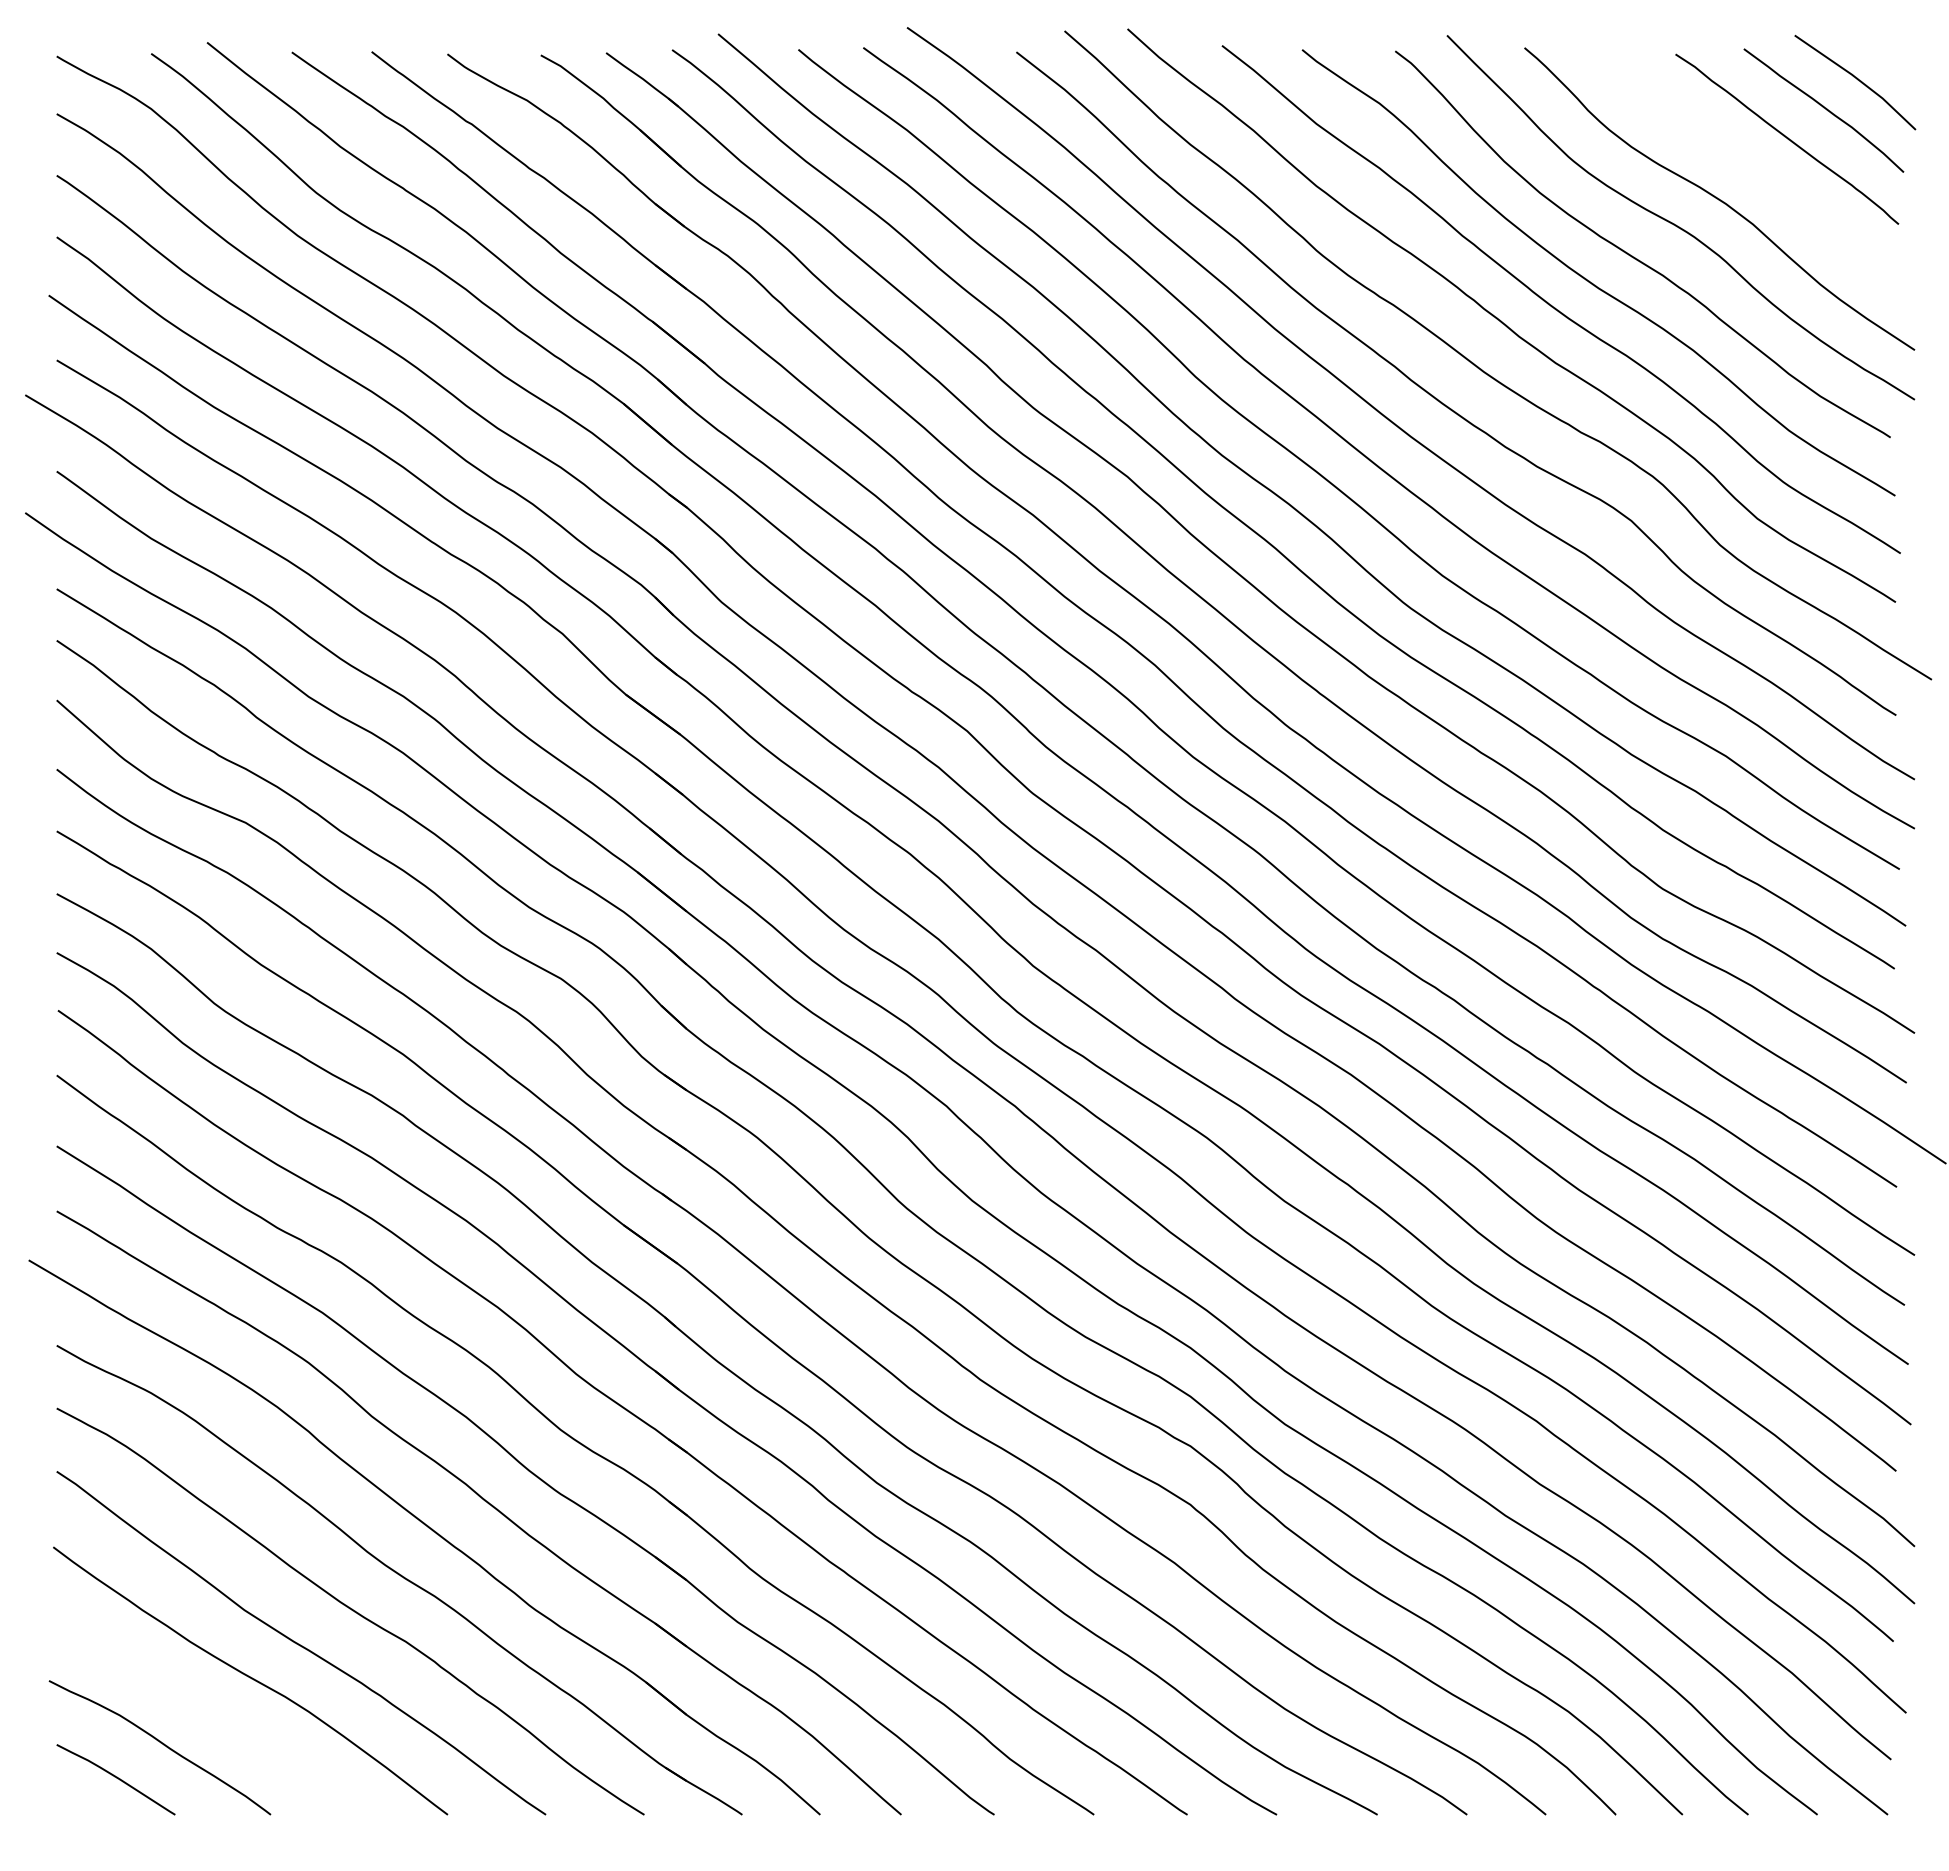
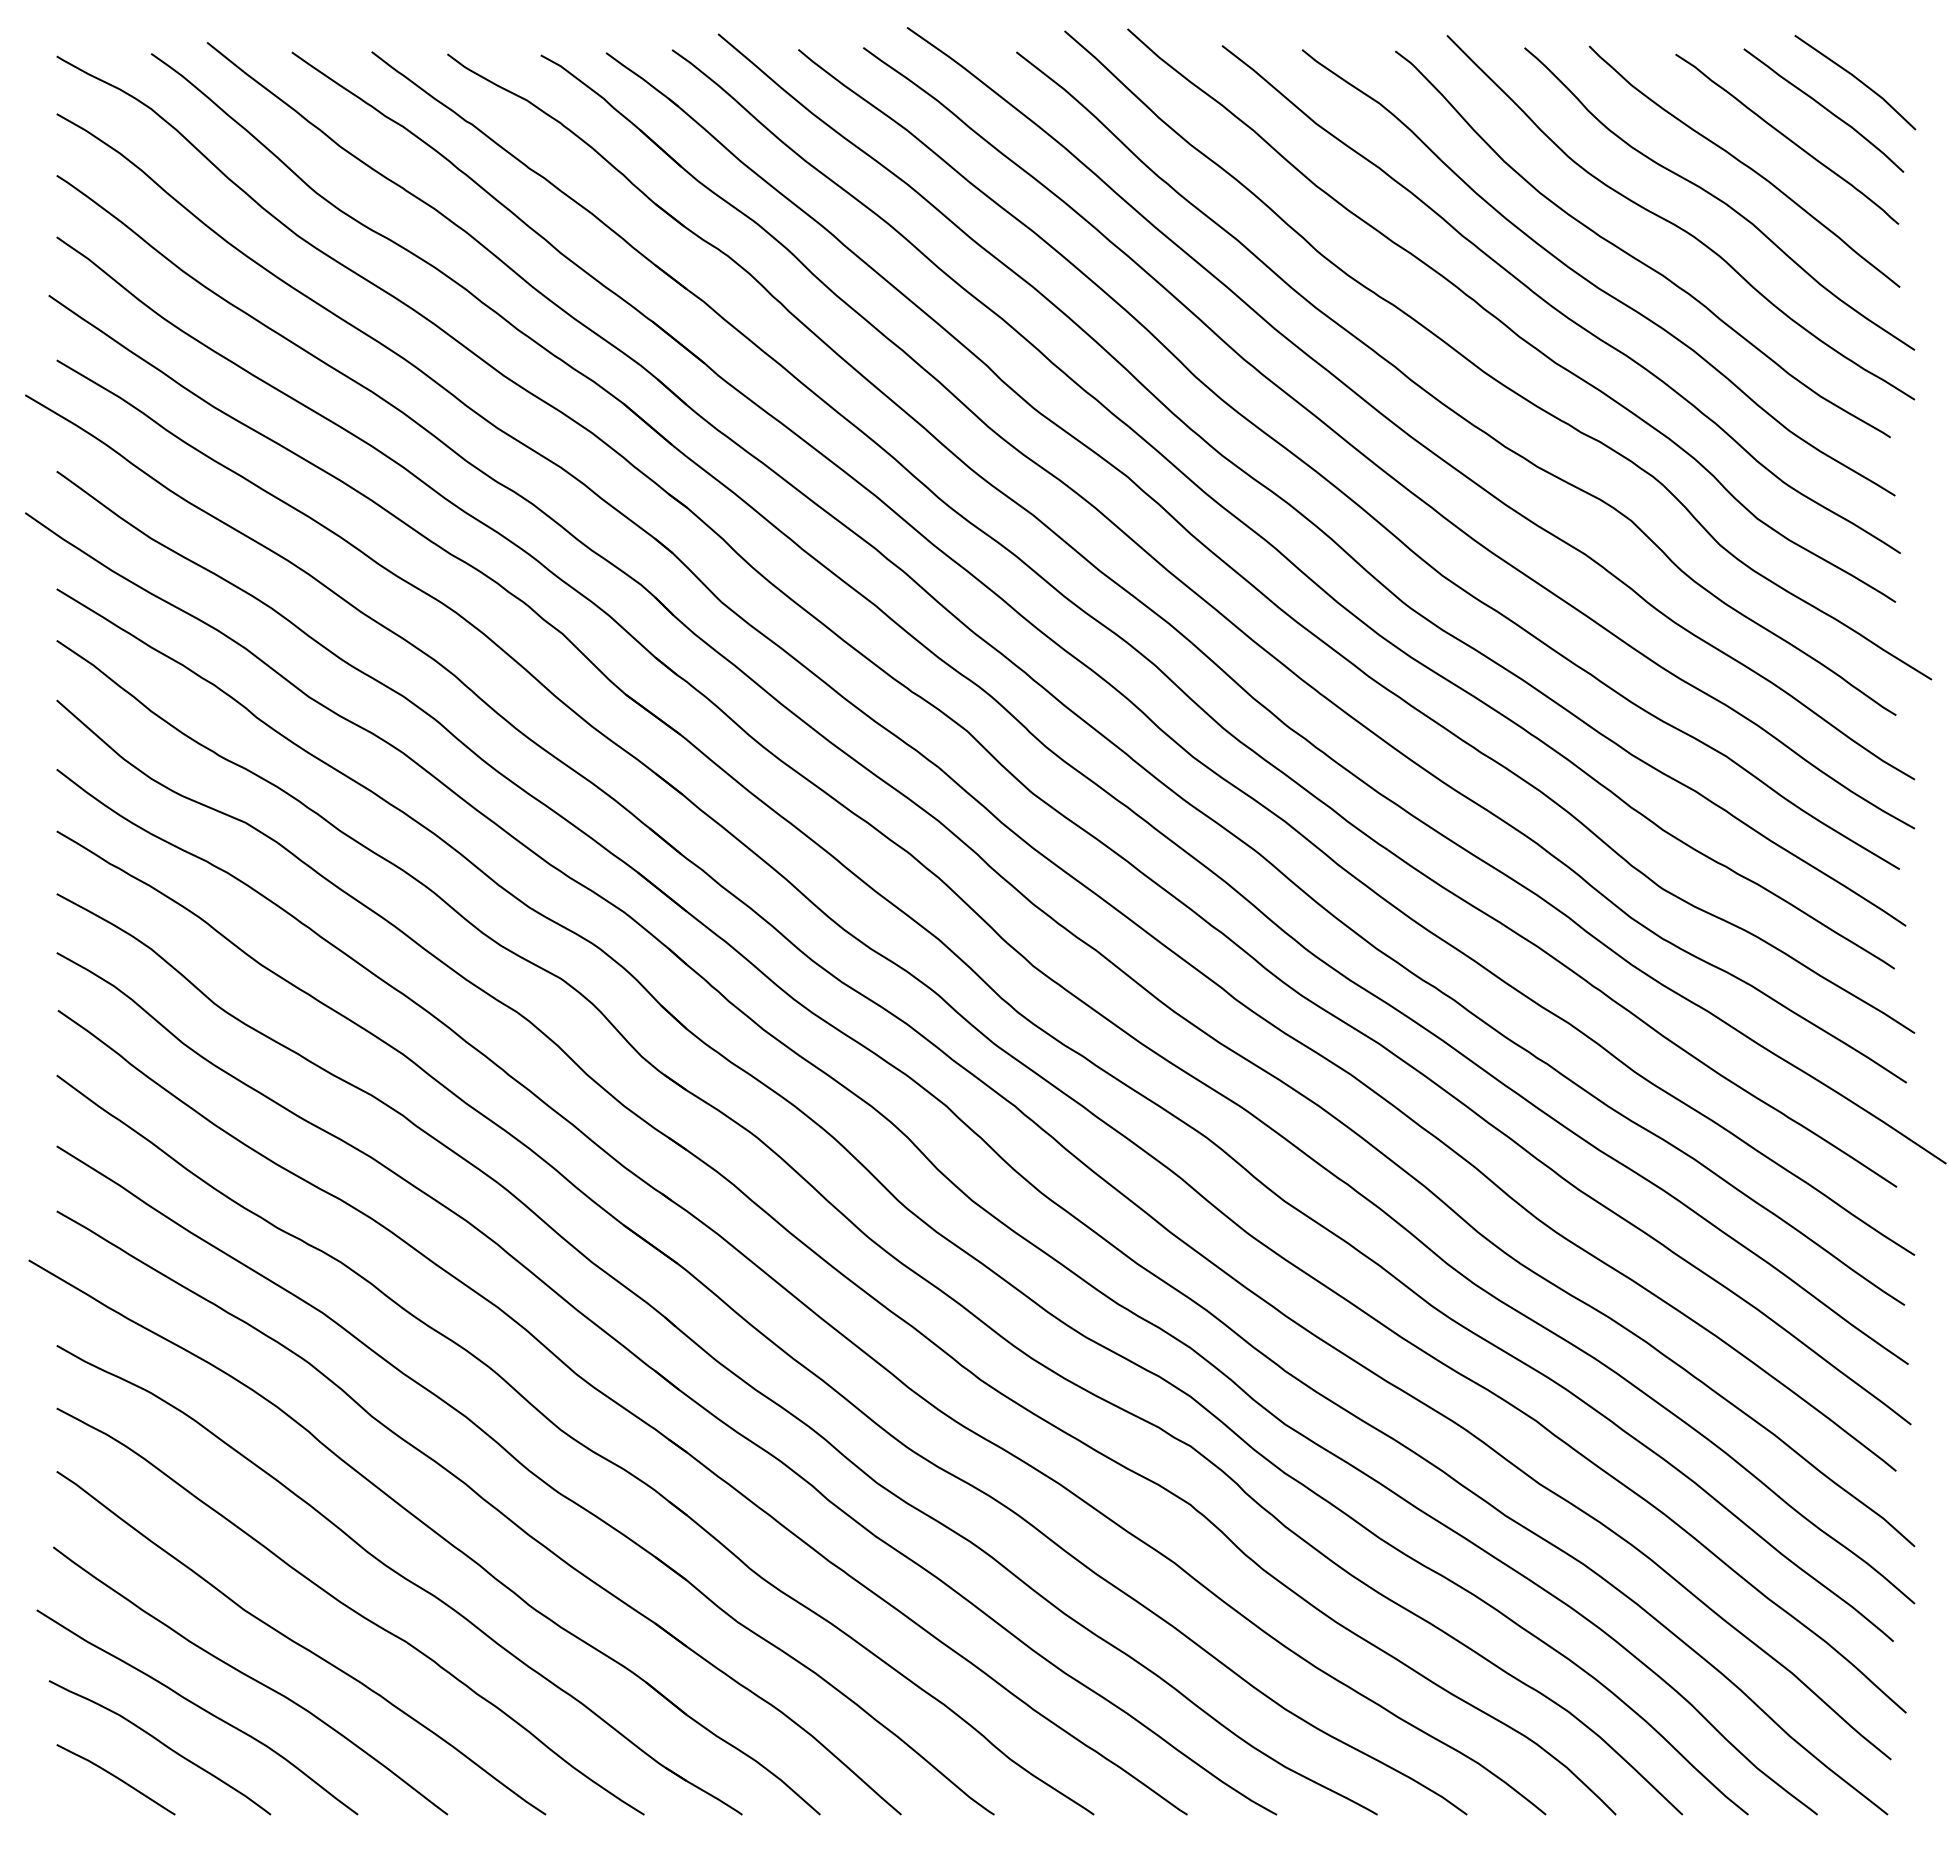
curve: none -> present (1744, 165)
curve: none -> present (199, 1708)
